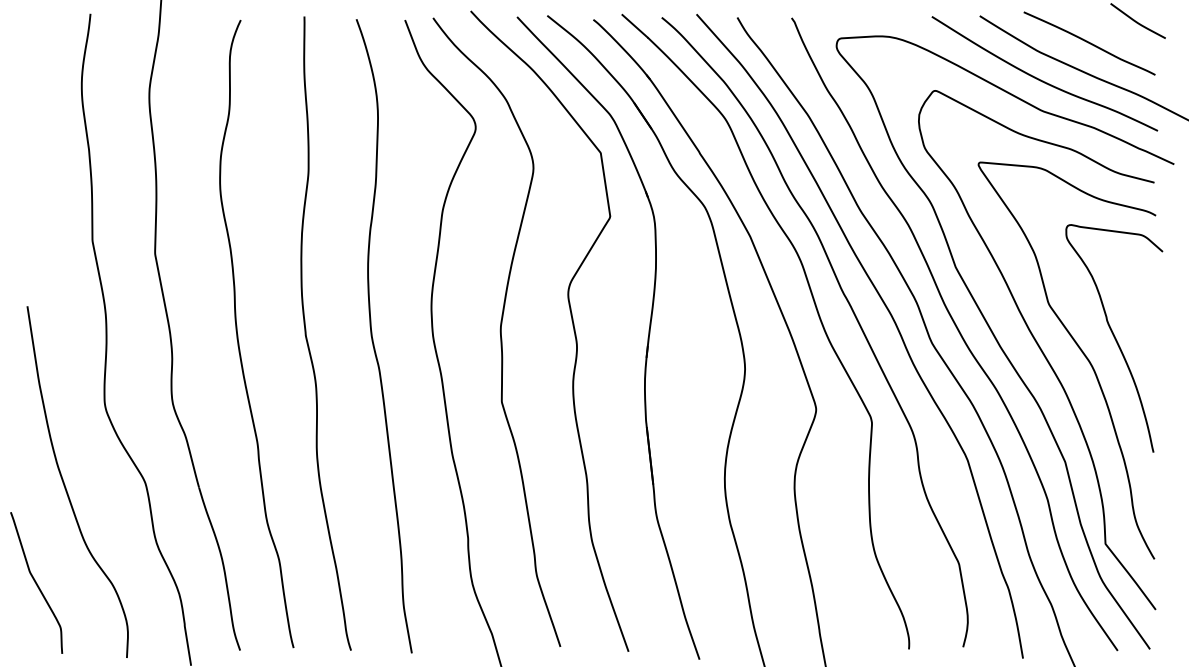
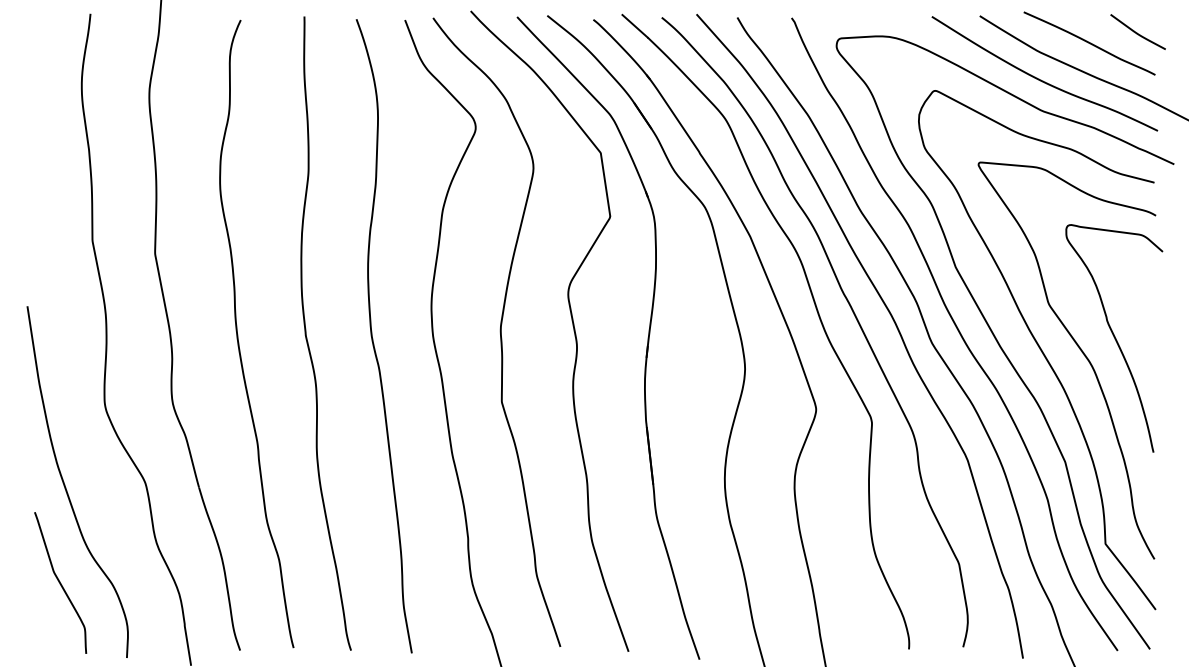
curve position: (1137, 21) -> (1137, 32) (1137, 32)
curve position: (36, 582) -> (60, 582) (60, 582)
